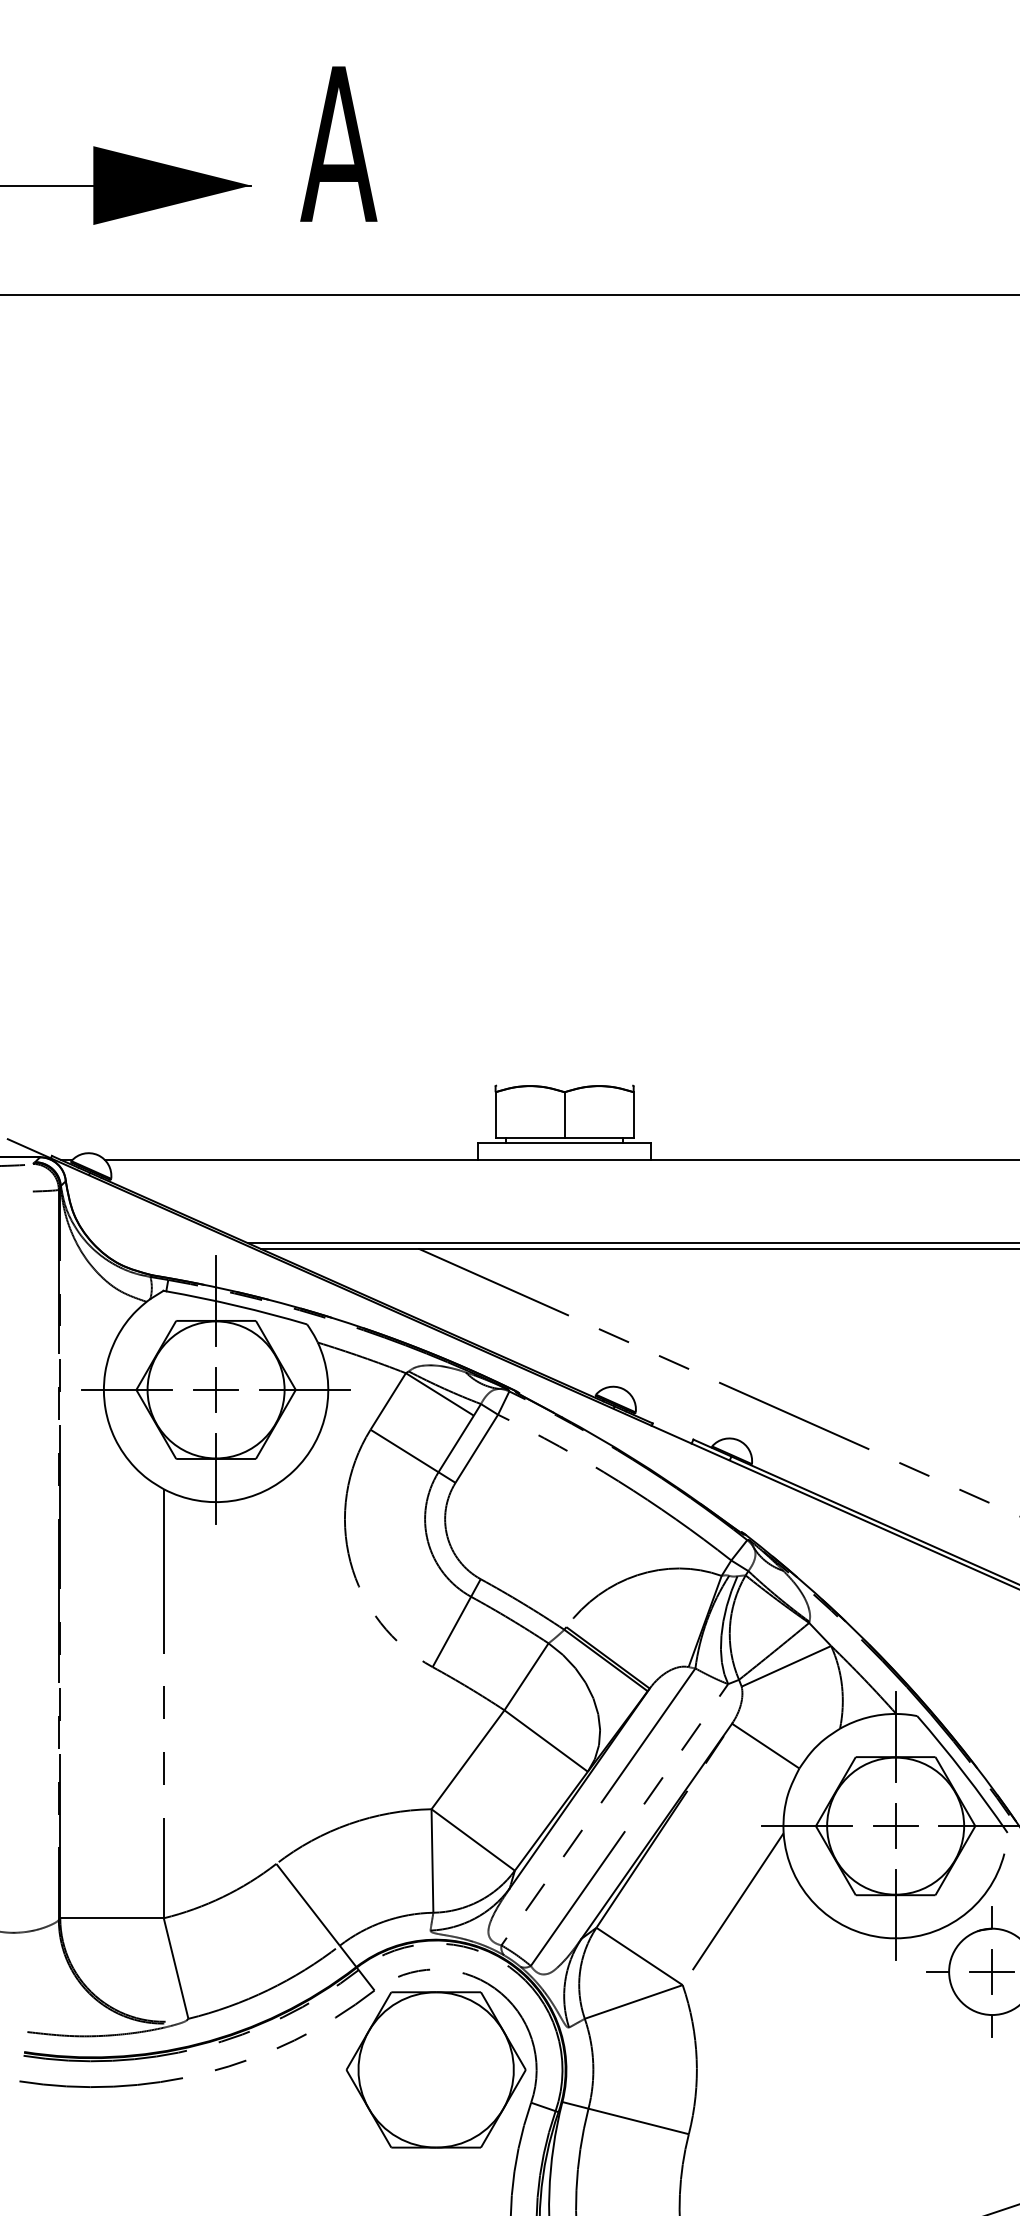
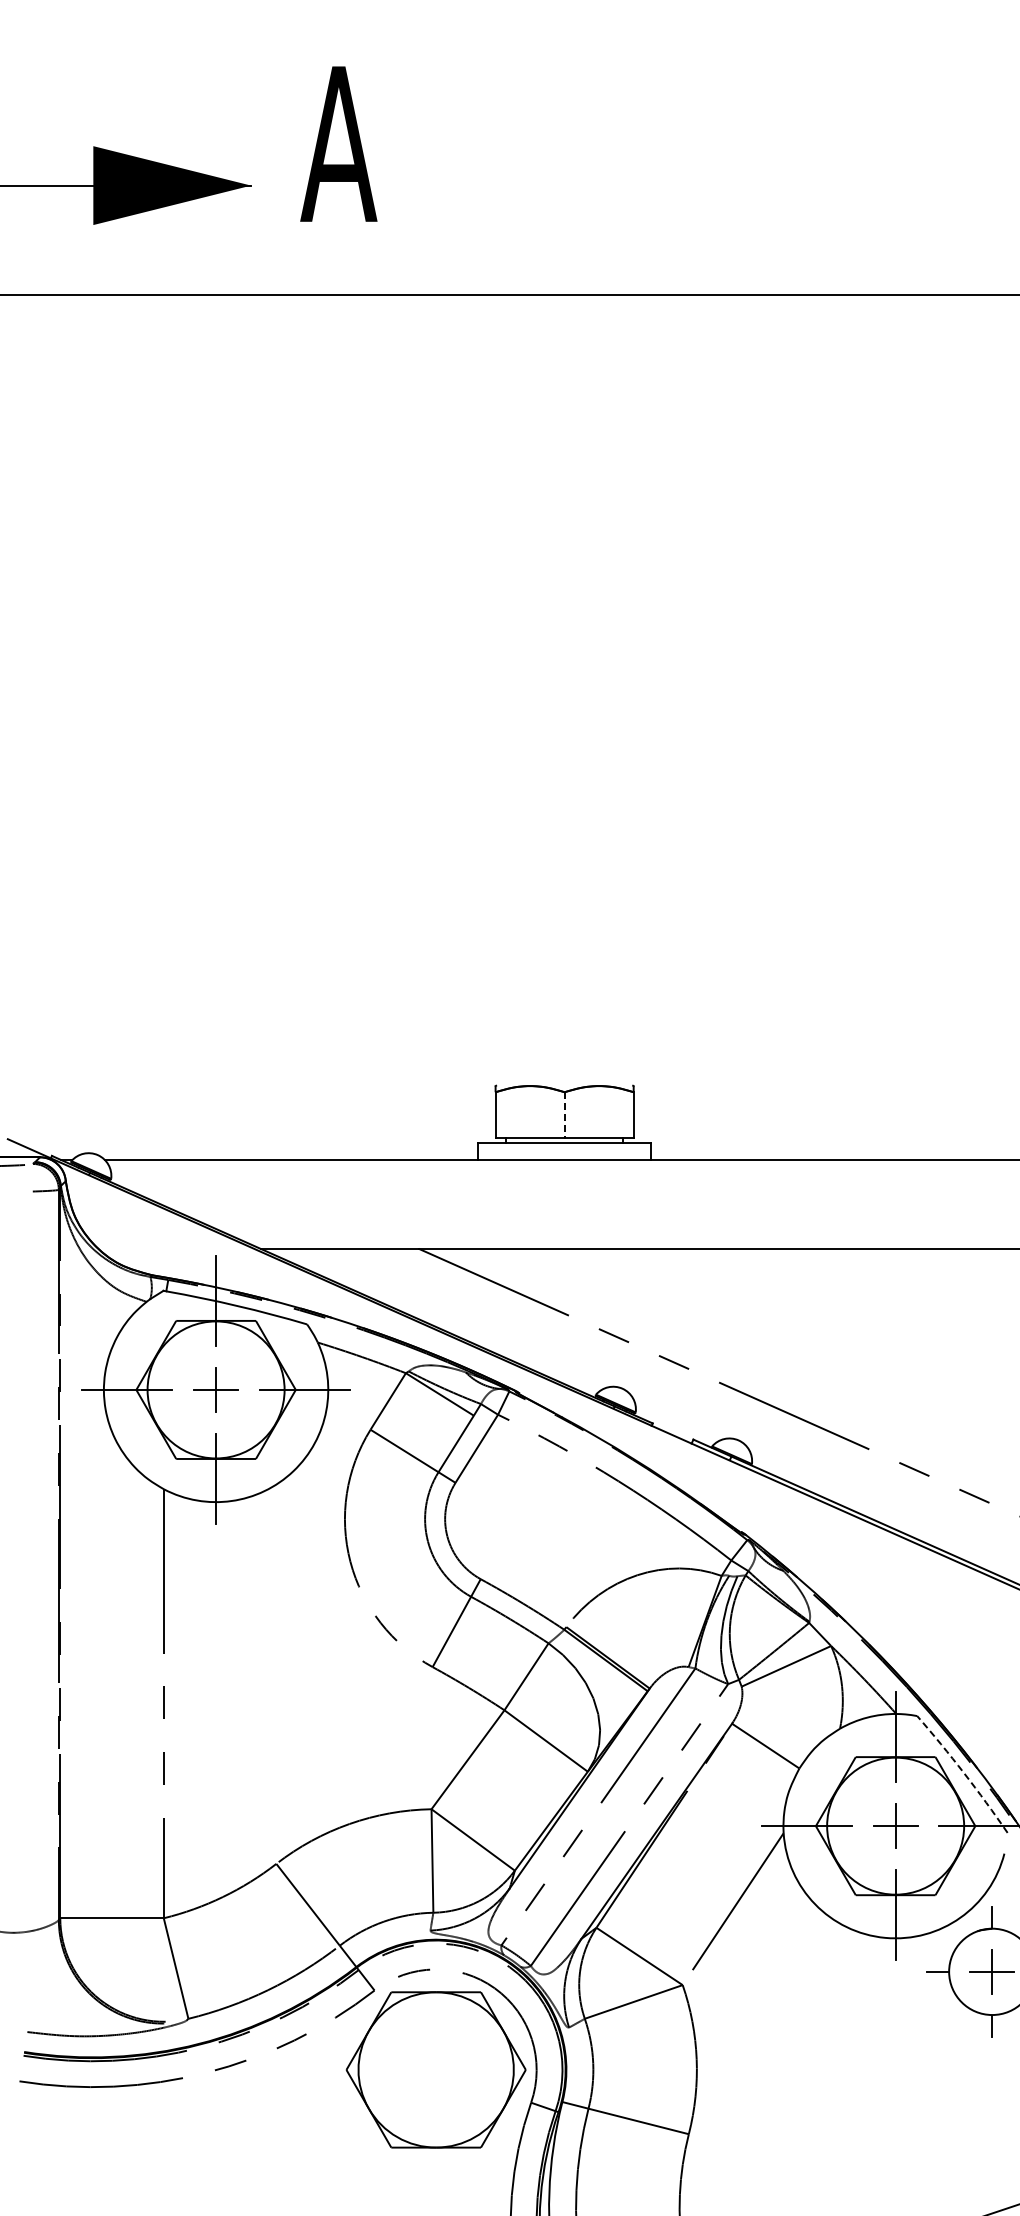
line: solid -> dashed (564, 1114)
line: present -> none (632, 1243)
arc: solid -> dashed (964, 1773)
